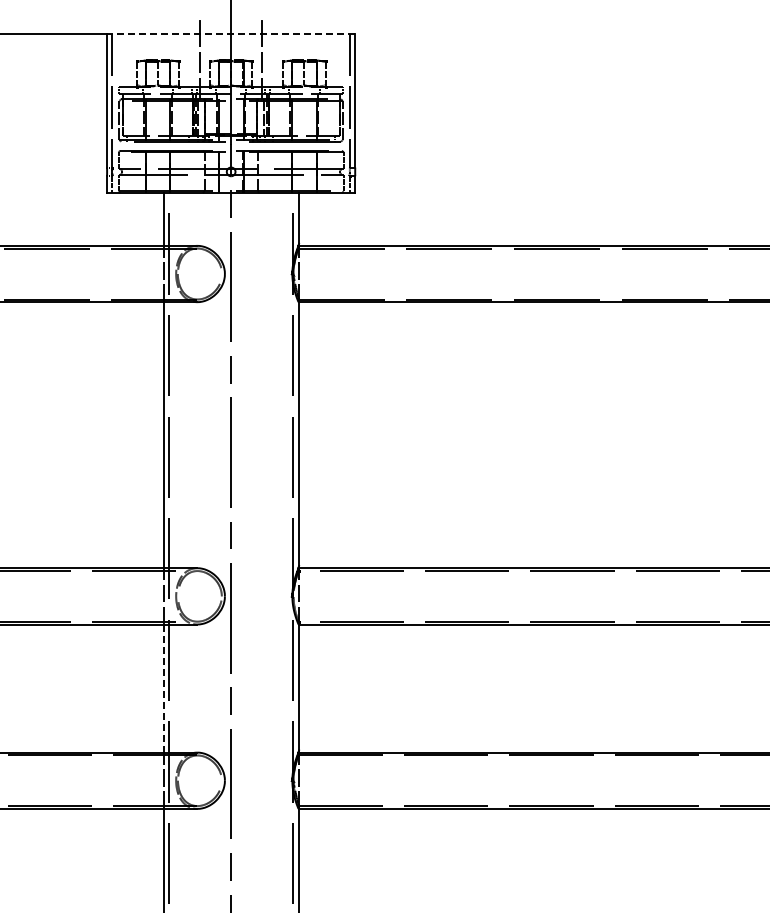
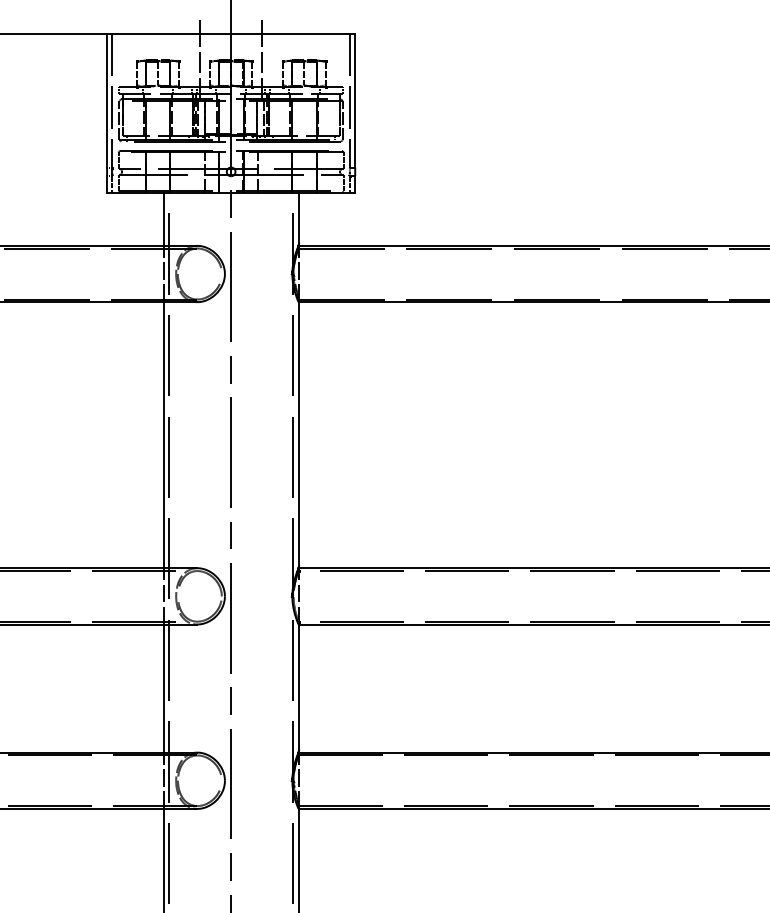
line: dashed -> solid (230, 33)
line: dashed -> solid (163, 688)
